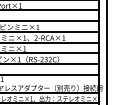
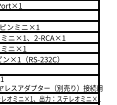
line: present -> none (107, 51)
